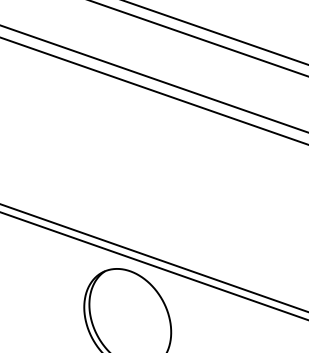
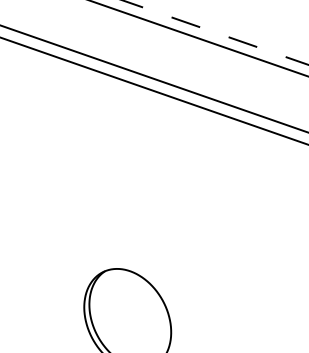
line: solid -> dashed (216, 32)
line: present -> none (153, 258)
line: present -> none (153, 266)
